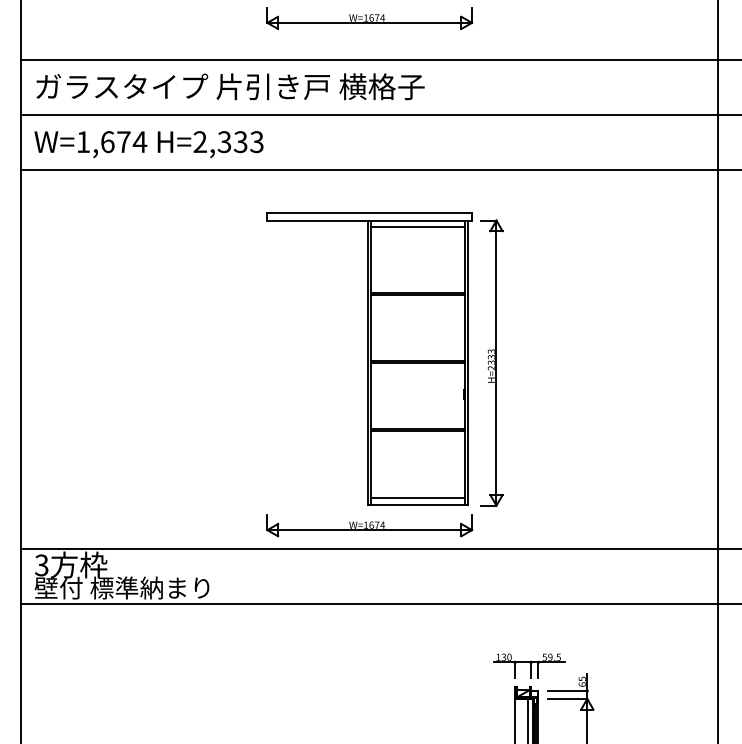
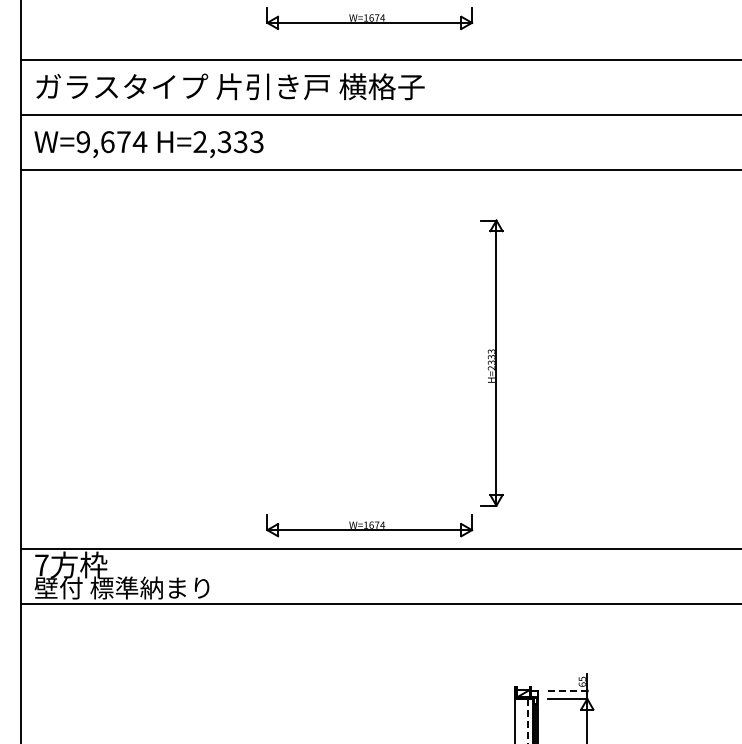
text: W=1,674 -> W=9,674 (82, 142)
part: present -> none (369, 358)
line: present -> none (718, 371)
text: 3 -> 7 (41, 565)
part: present -> none (529, 665)
line: solid -> dashed (567, 691)
line: solid -> dashed (527, 721)
